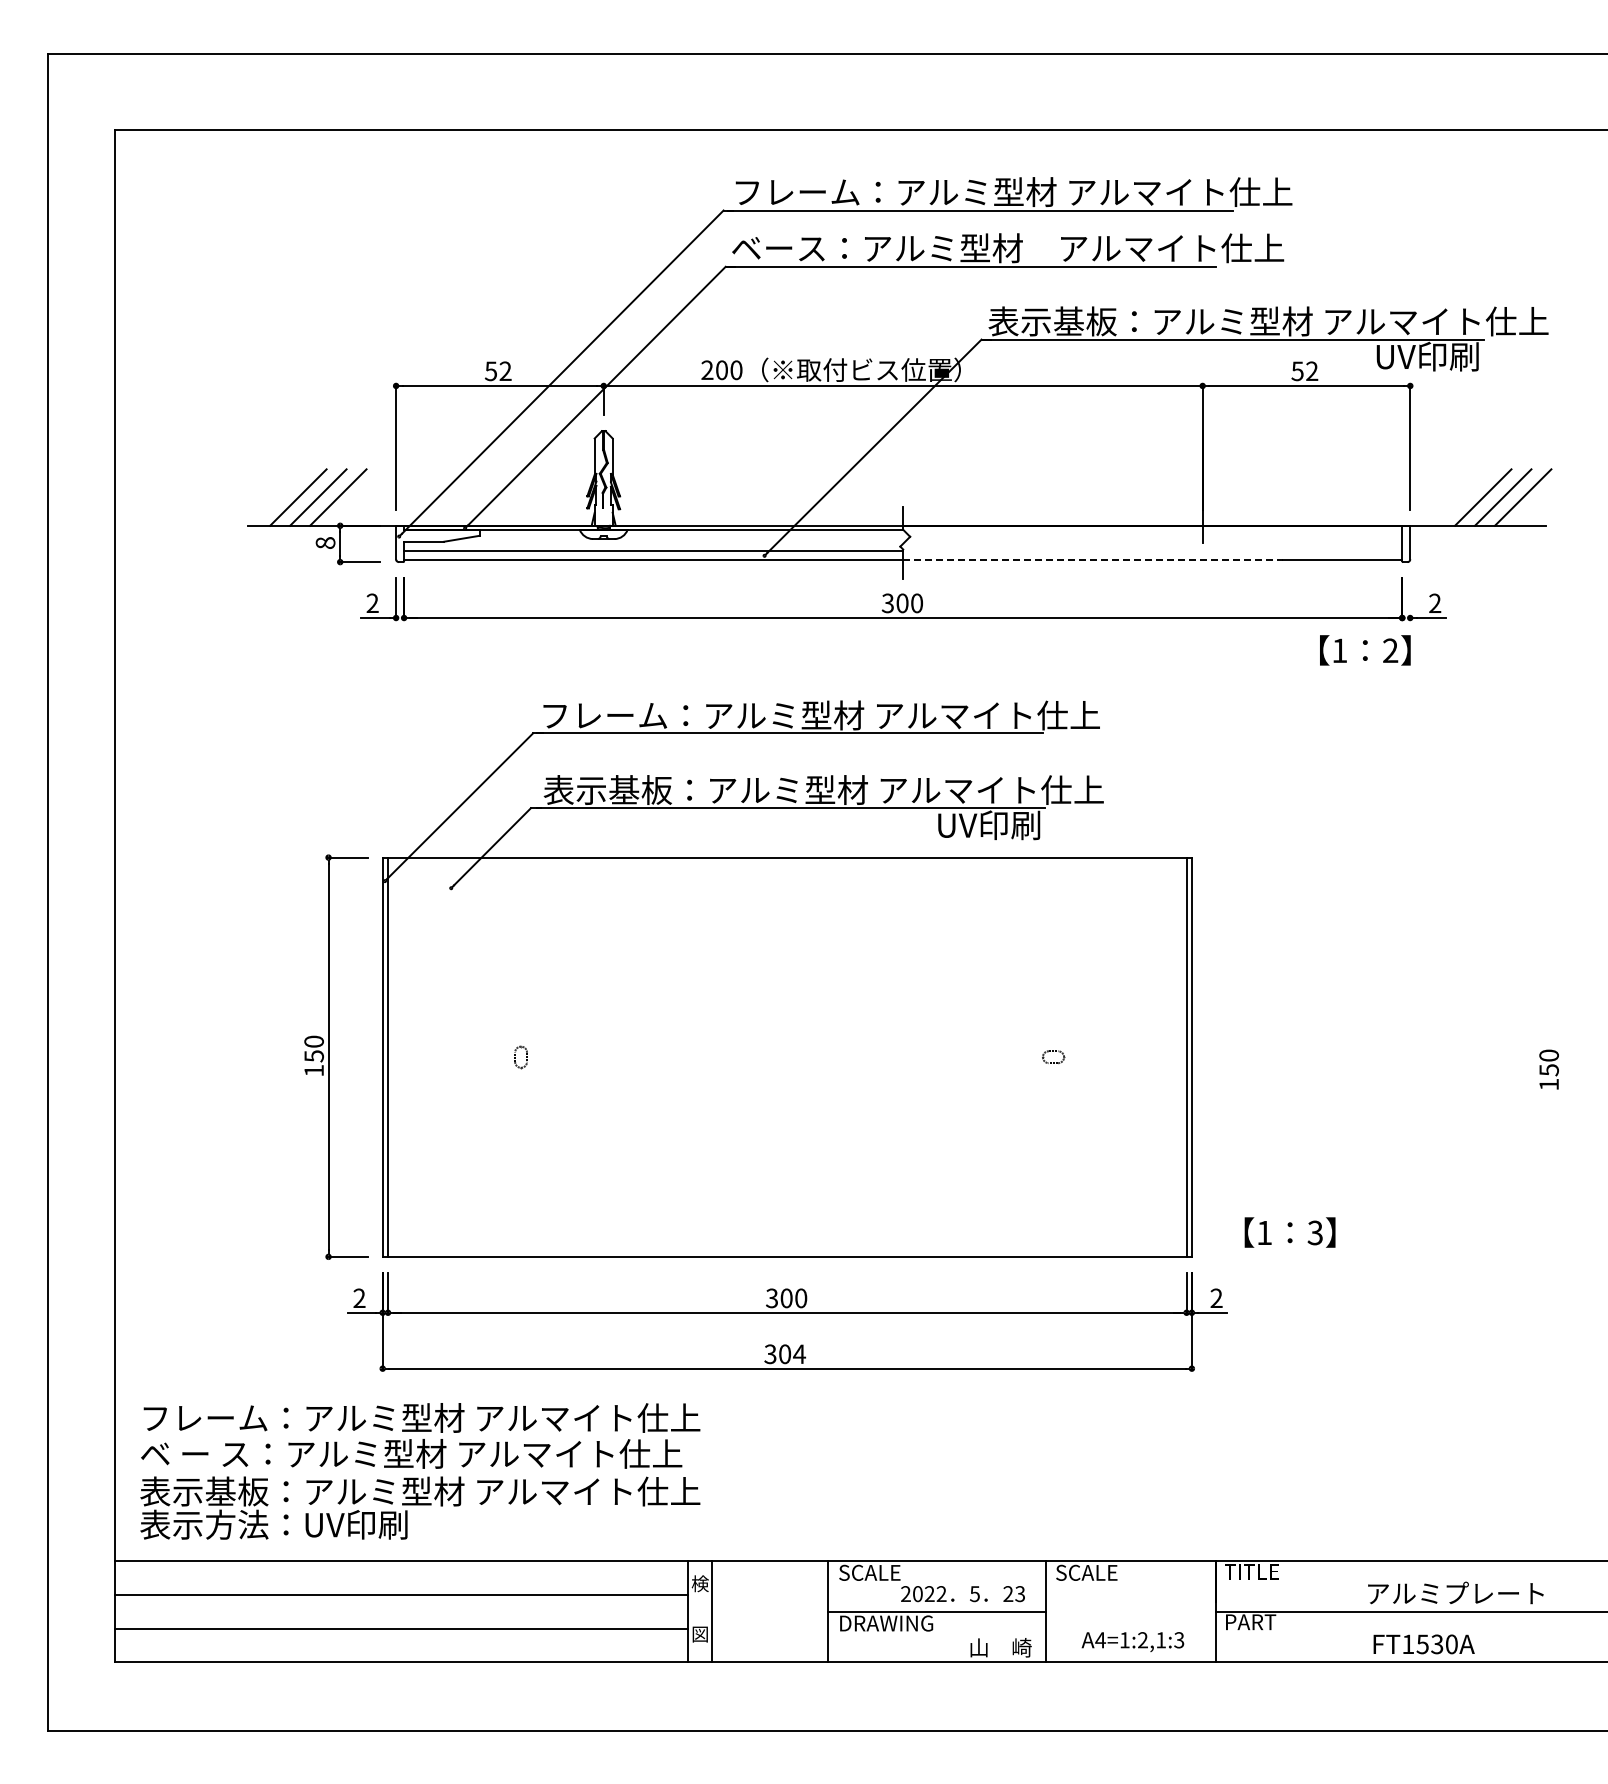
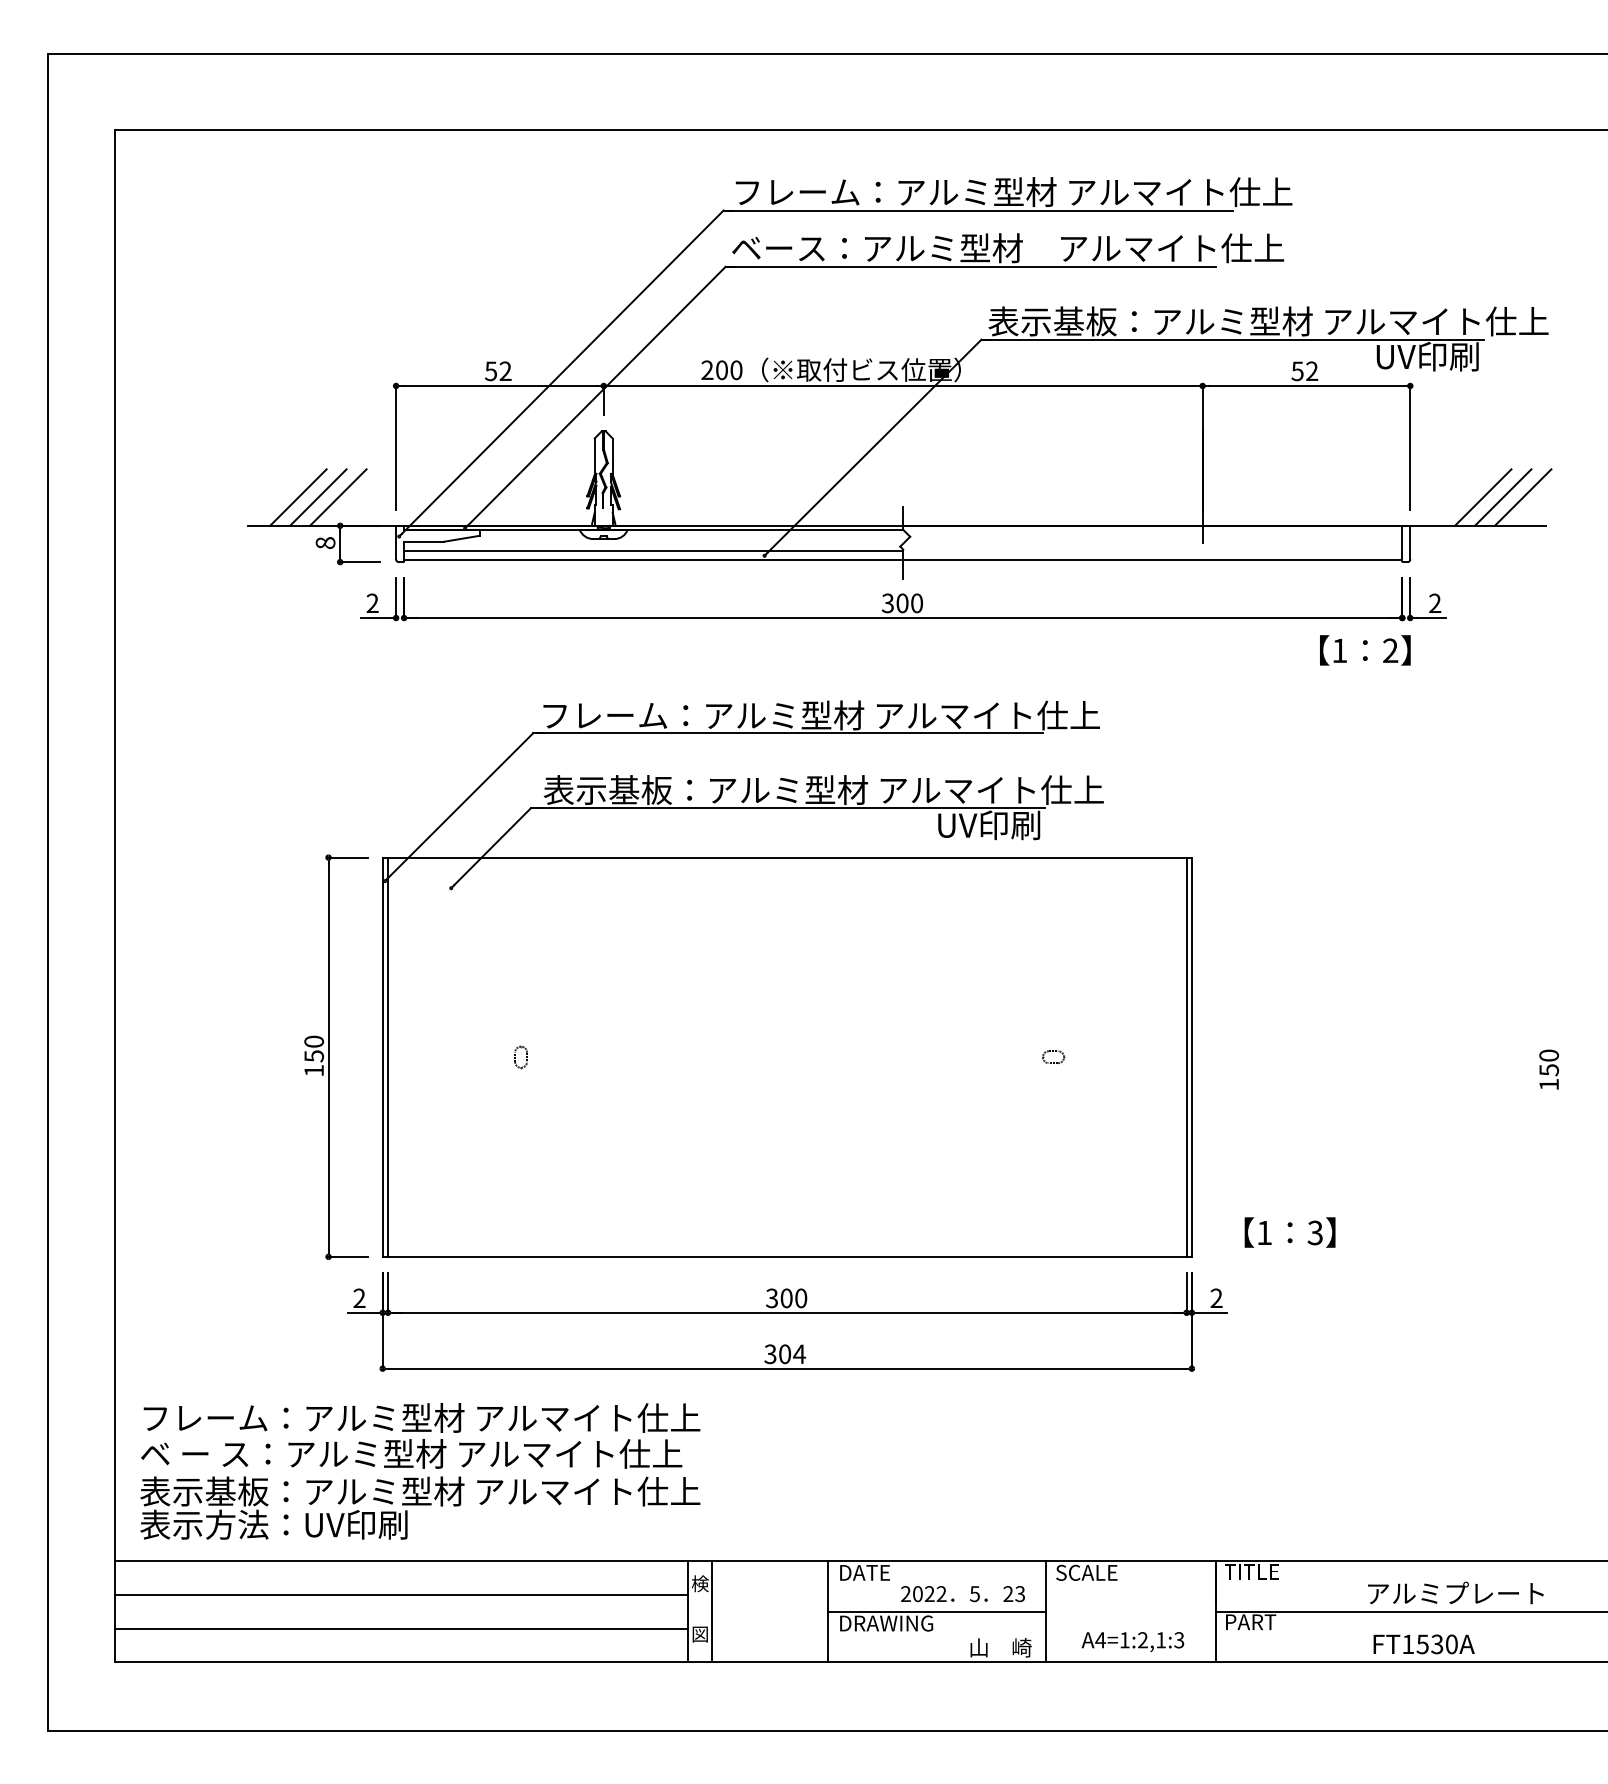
line: dashed -> solid (1093, 559)
line: none -> present (1410, 598)
text: SCALE -> DATE (869, 1572)
